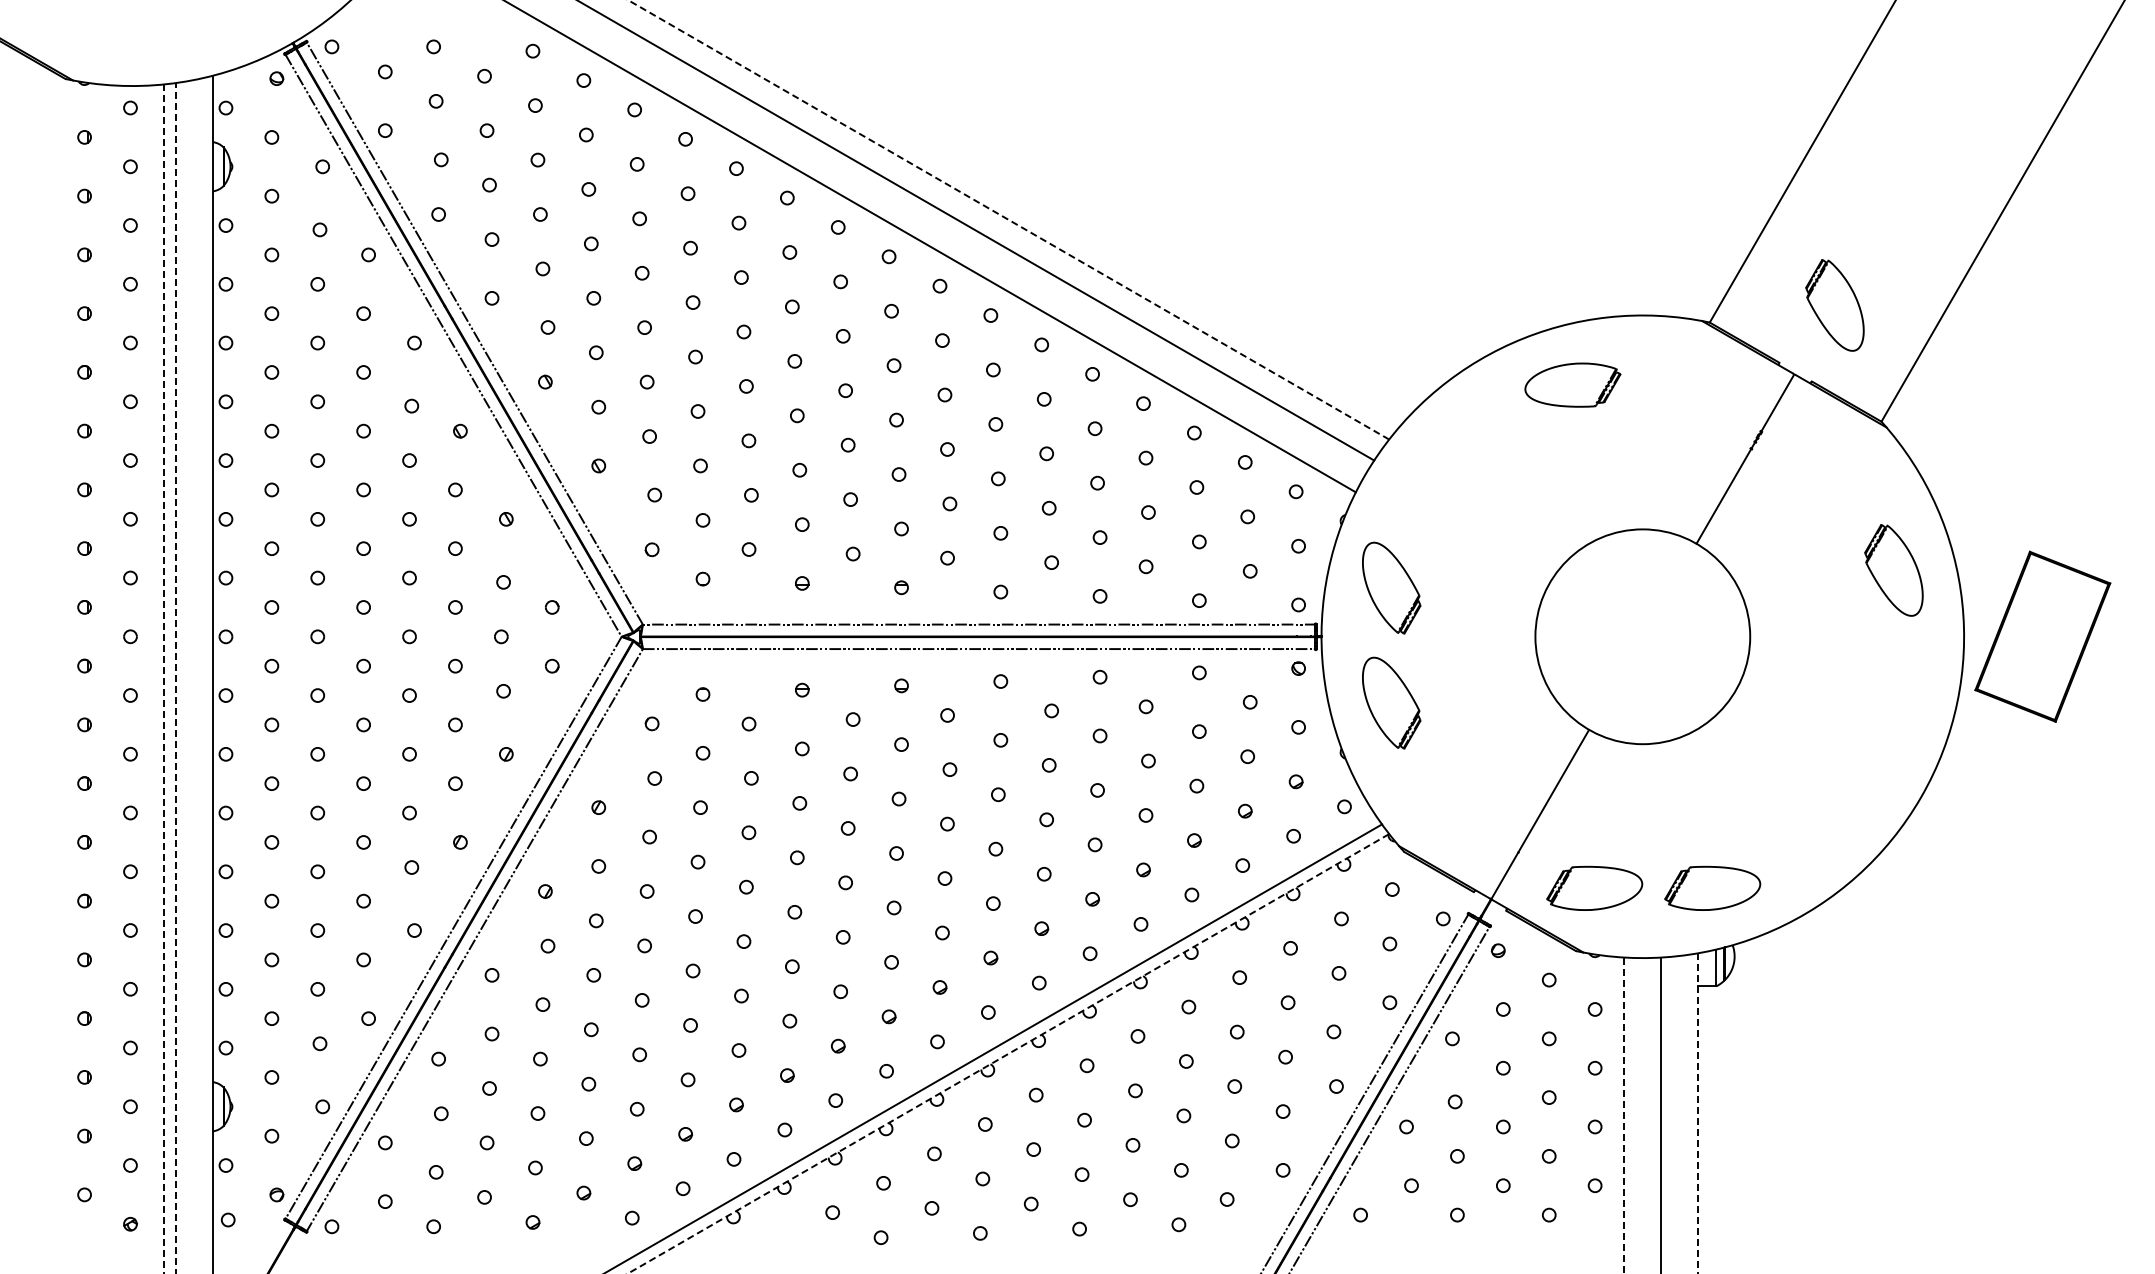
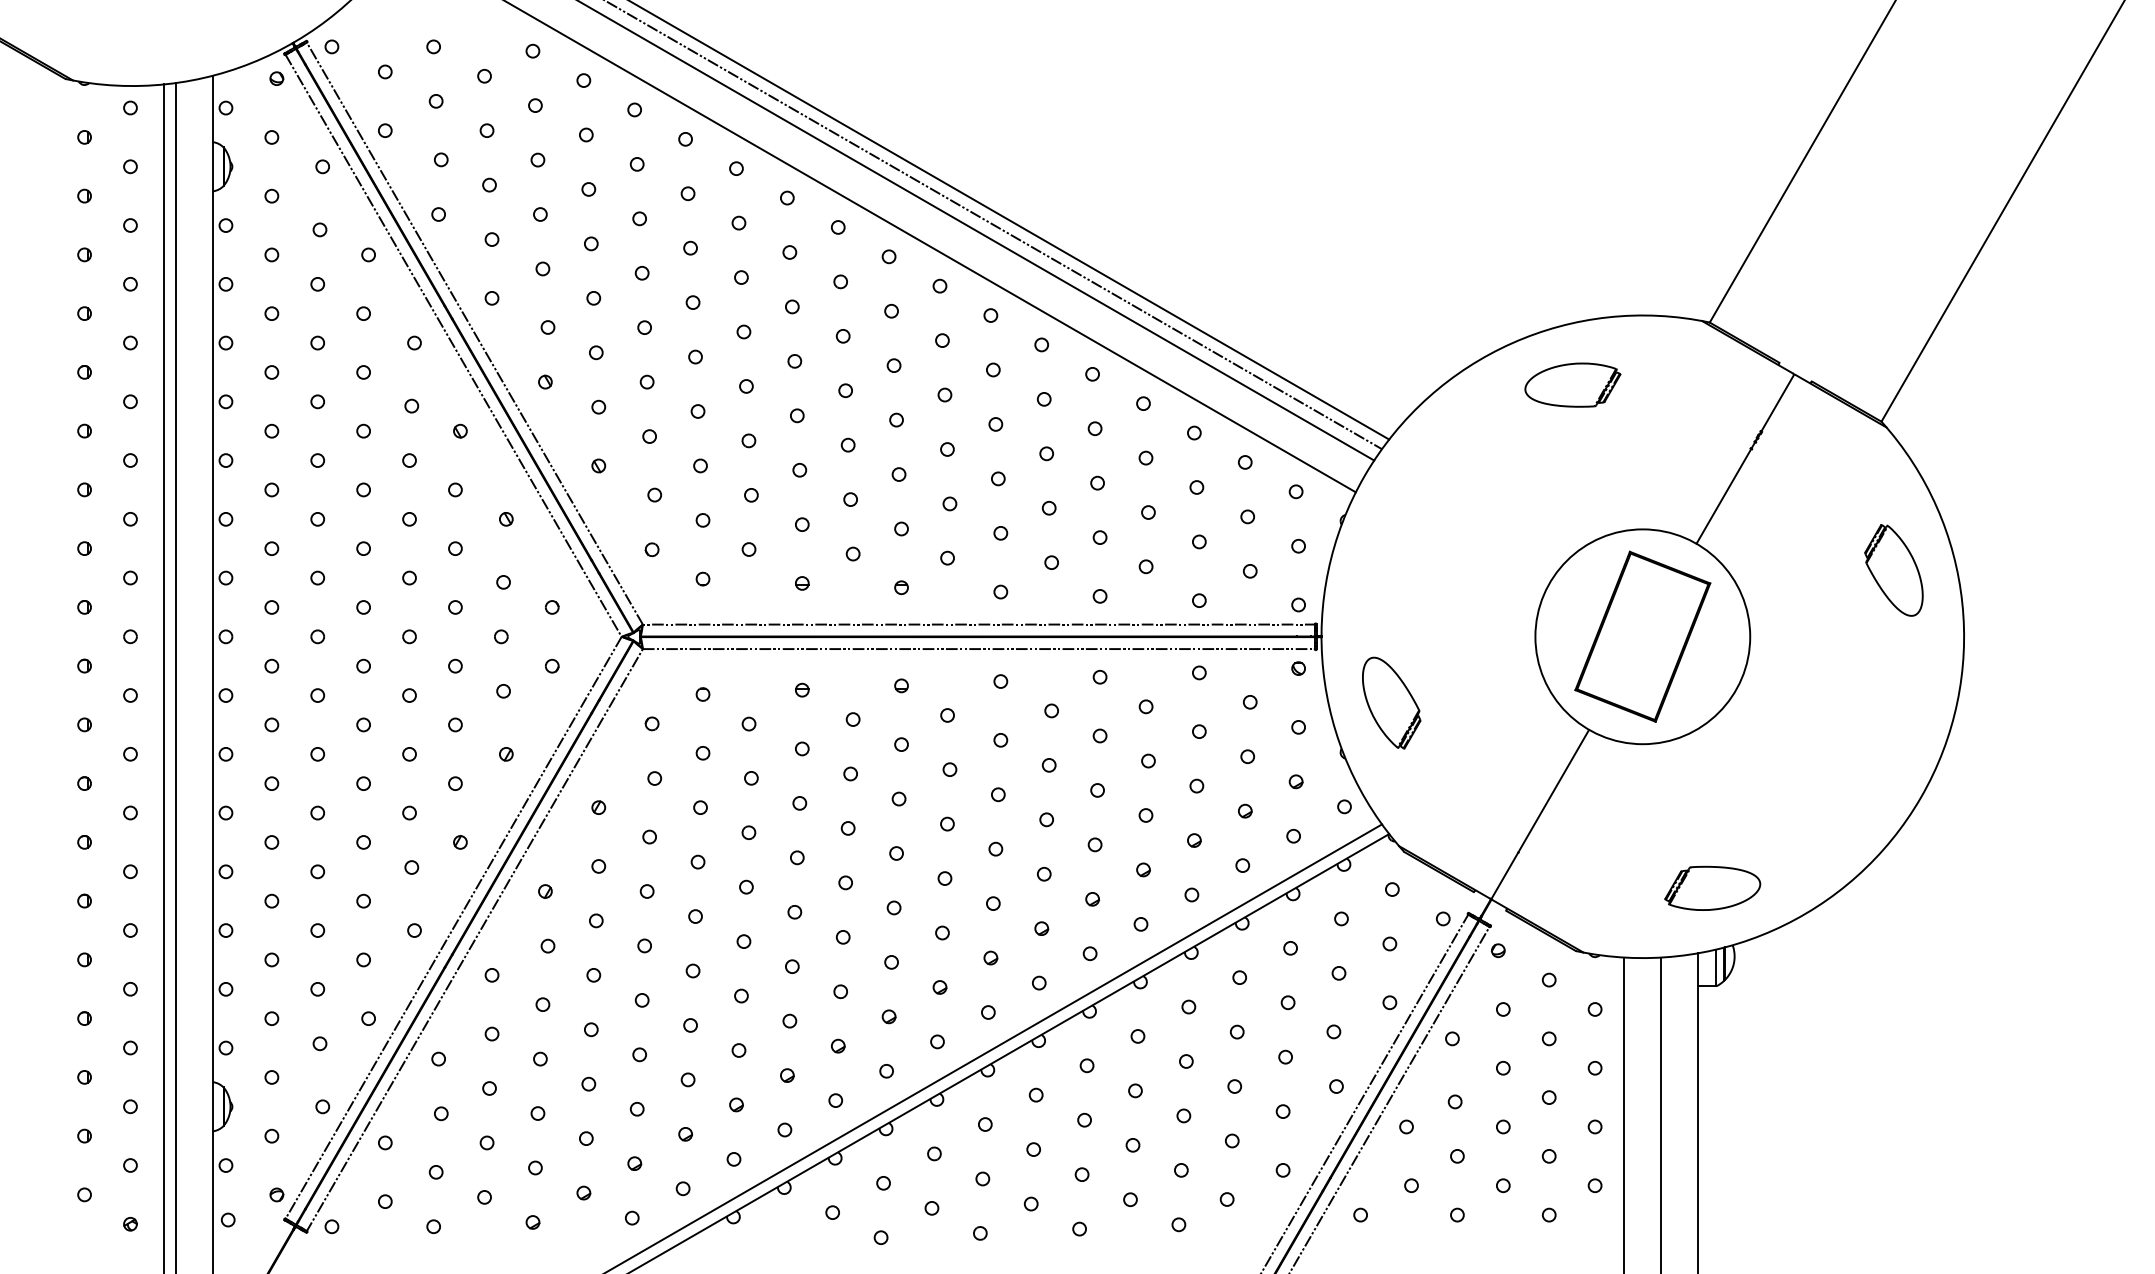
line: dashed -> solid (1008, 219)
line: none -> present (995, 225)
part: present -> none (1834, 305)
part: present -> none (1391, 587)
part position: (2042, 636) -> (1642, 636) (1642, 636)
line: dashed -> solid (176, 677)
line: dashed -> solid (164, 679)
part: present -> none (1594, 887)
line: dashed -> solid (1008, 1053)
line: dashed -> solid (1697, 1113)
line: dashed -> solid (1624, 1115)
